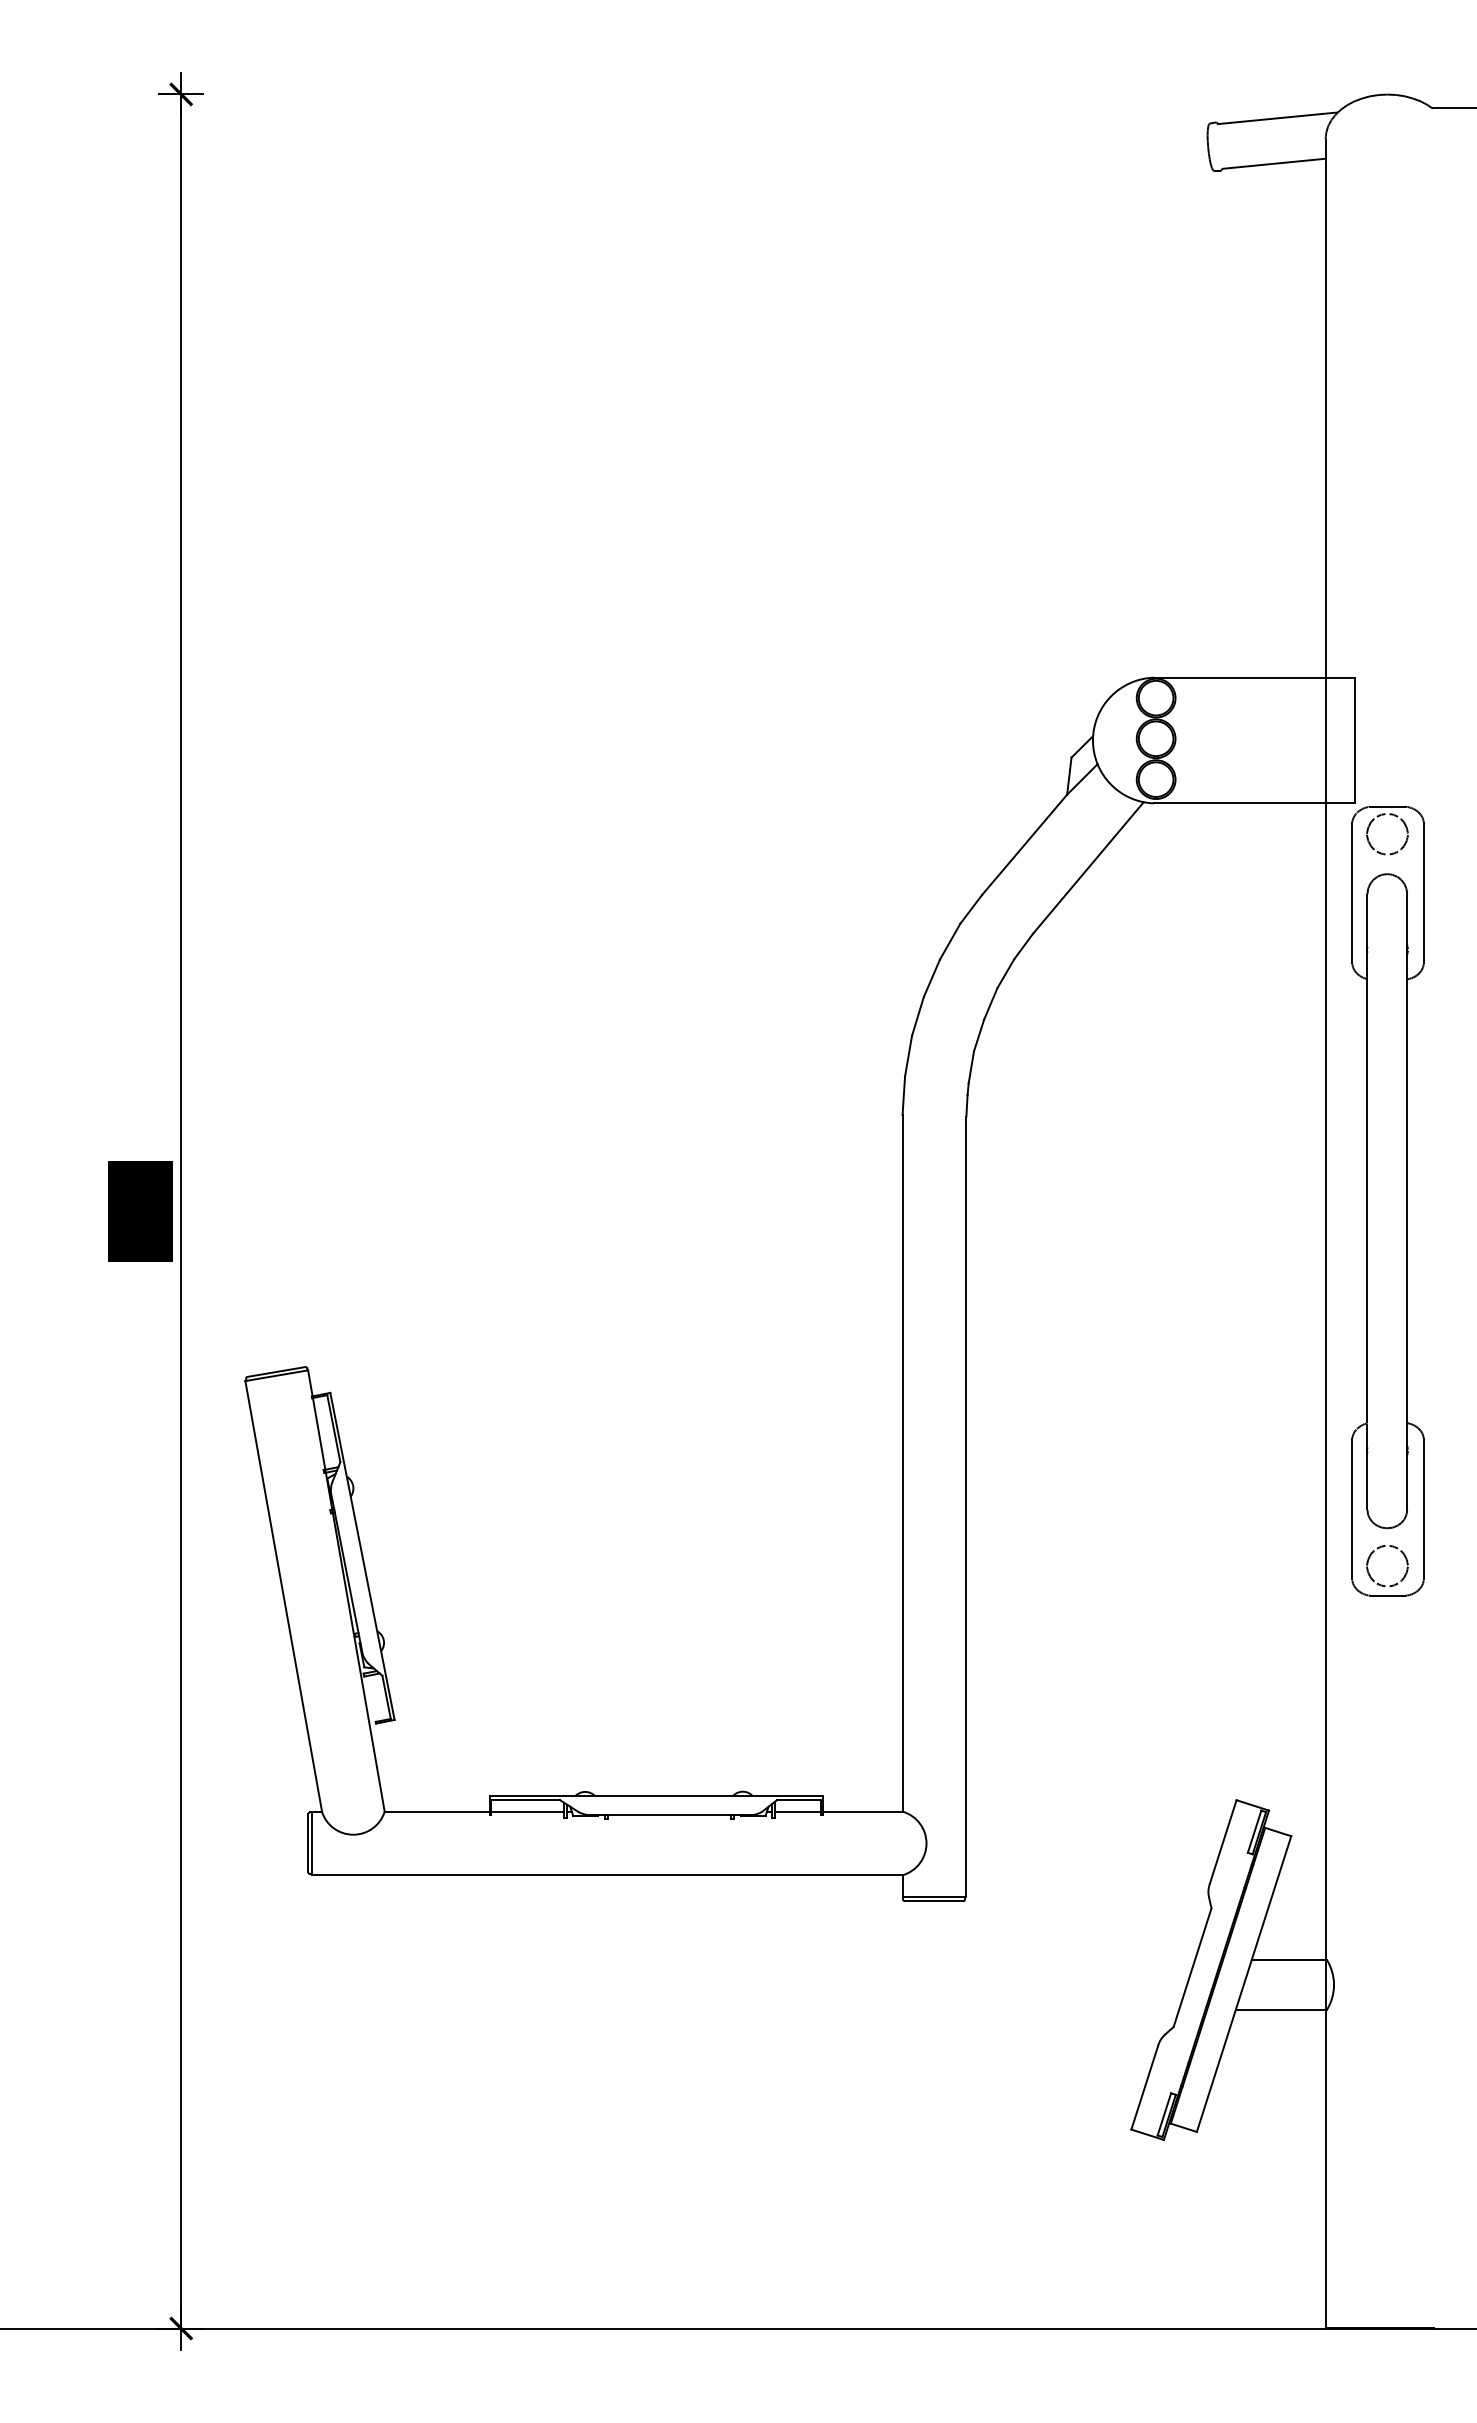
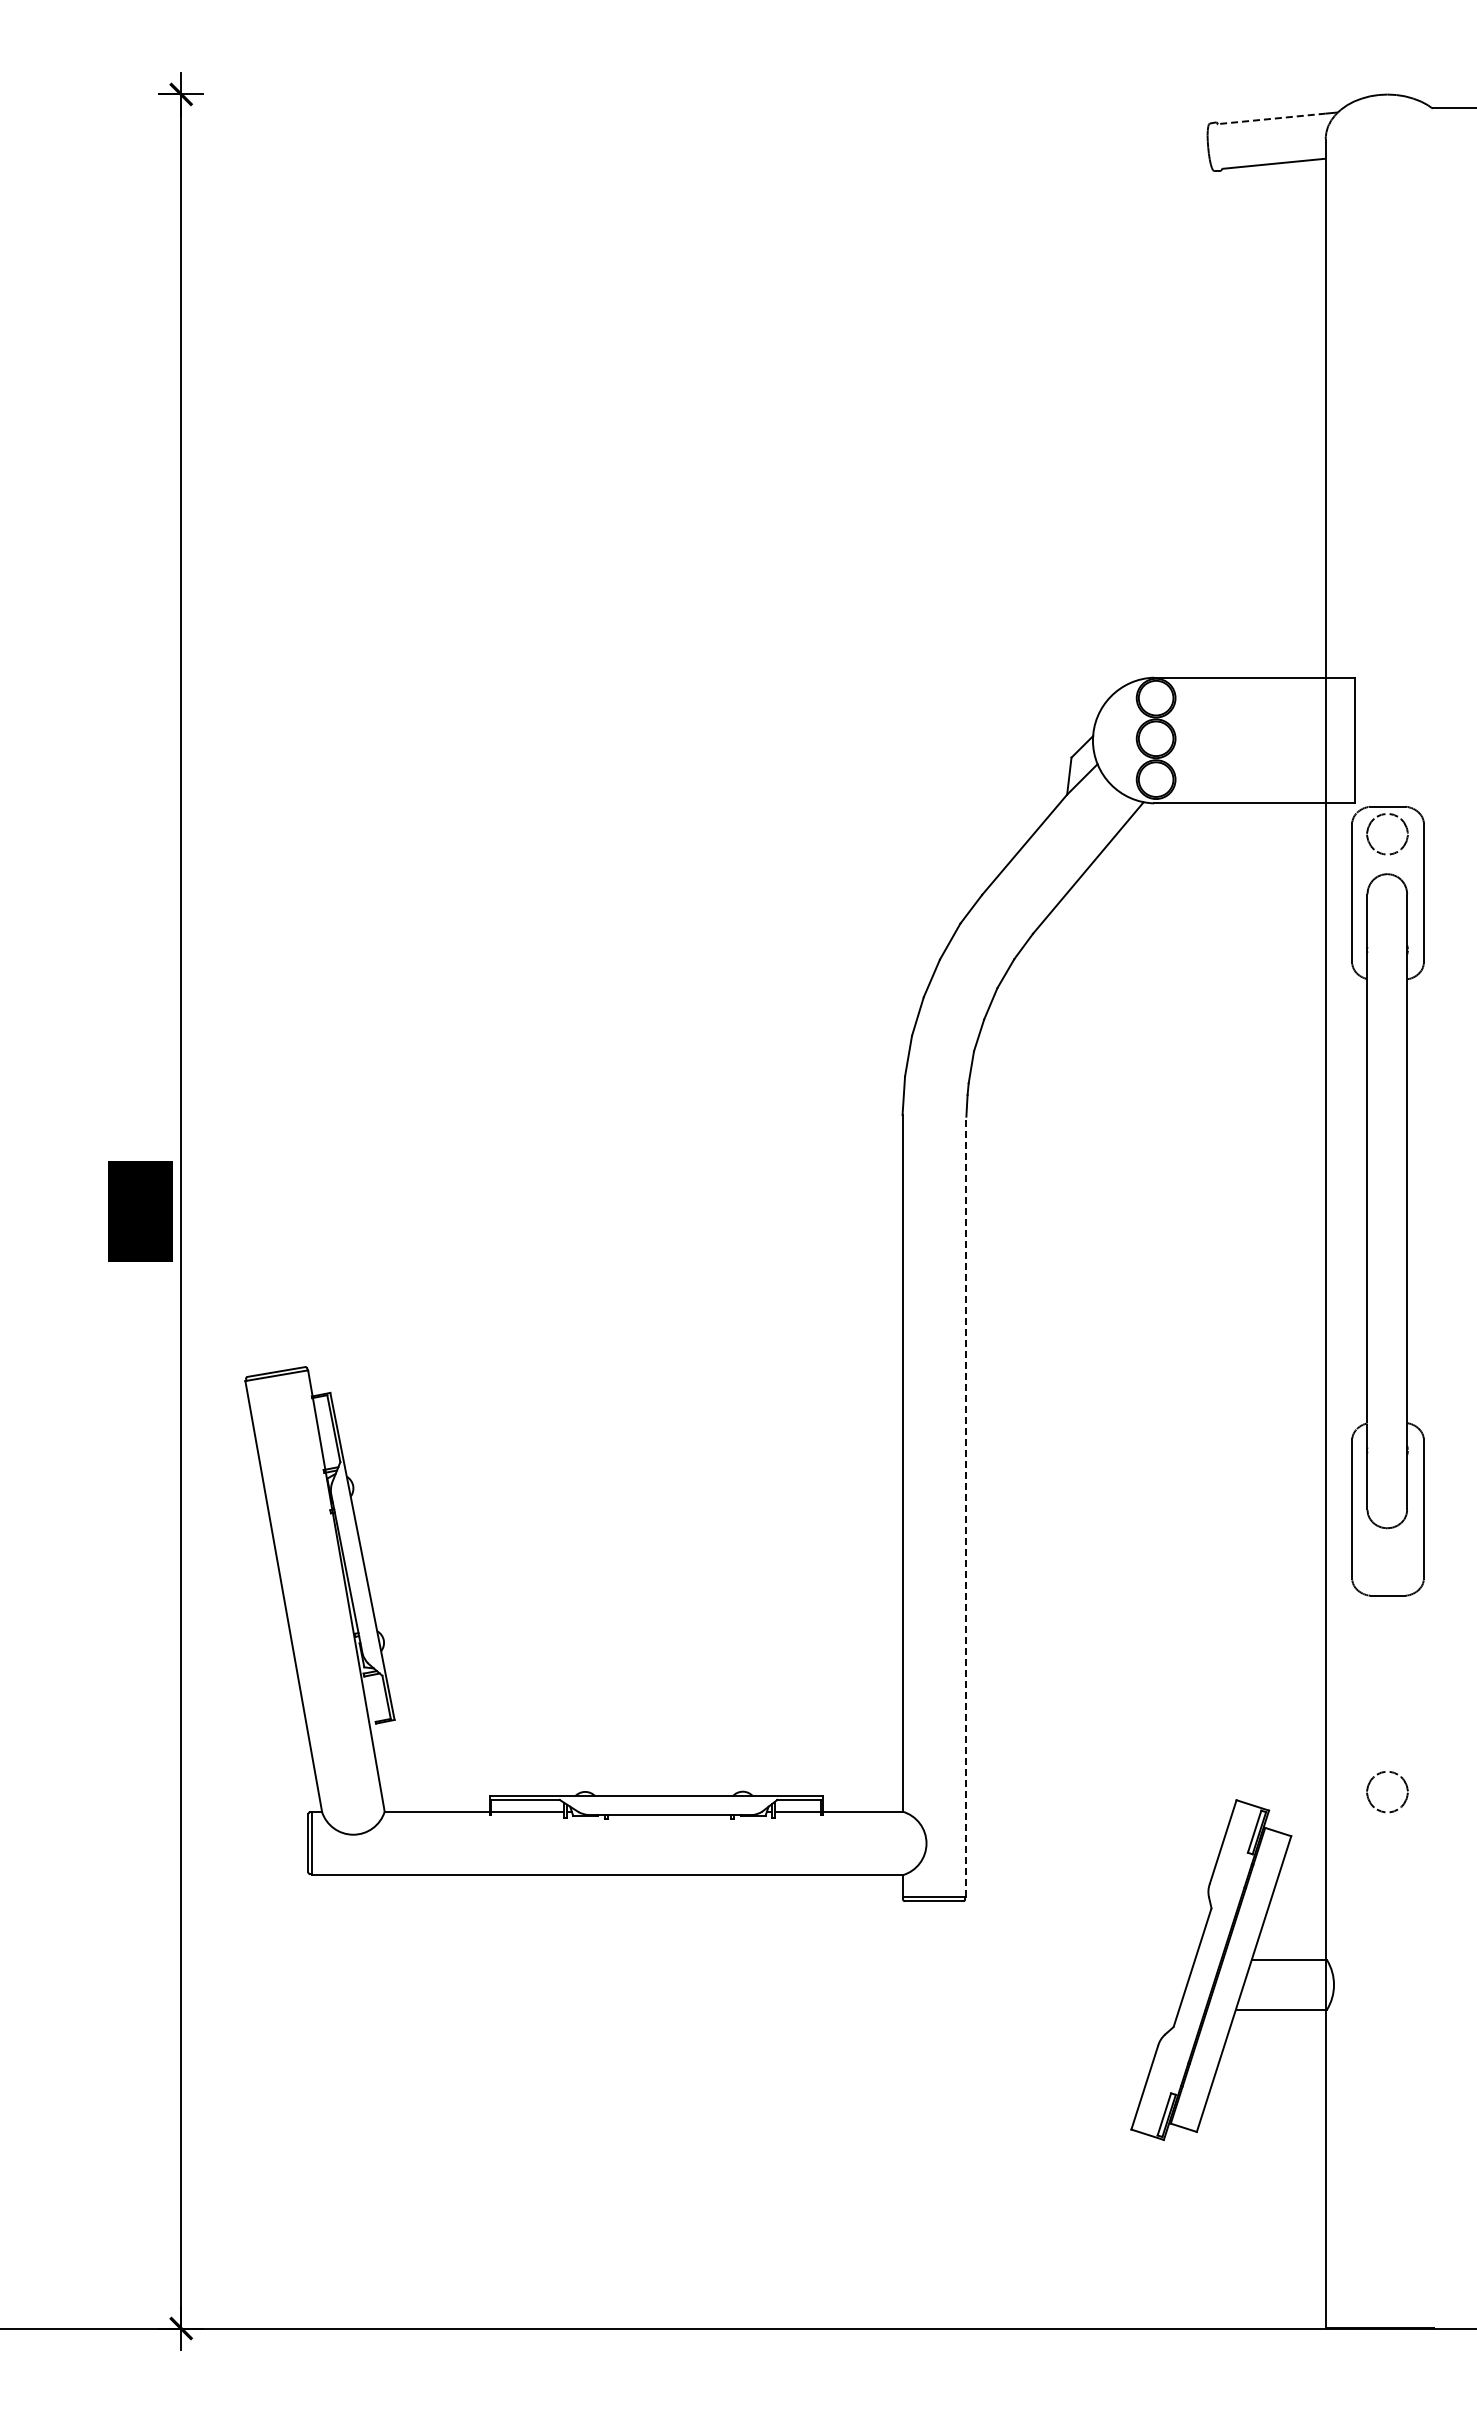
line: solid -> dashed (1271, 118)
line: solid -> dashed (966, 1506)
part position: (1382, 1584) -> (1382, 1810) (1382, 1810)
